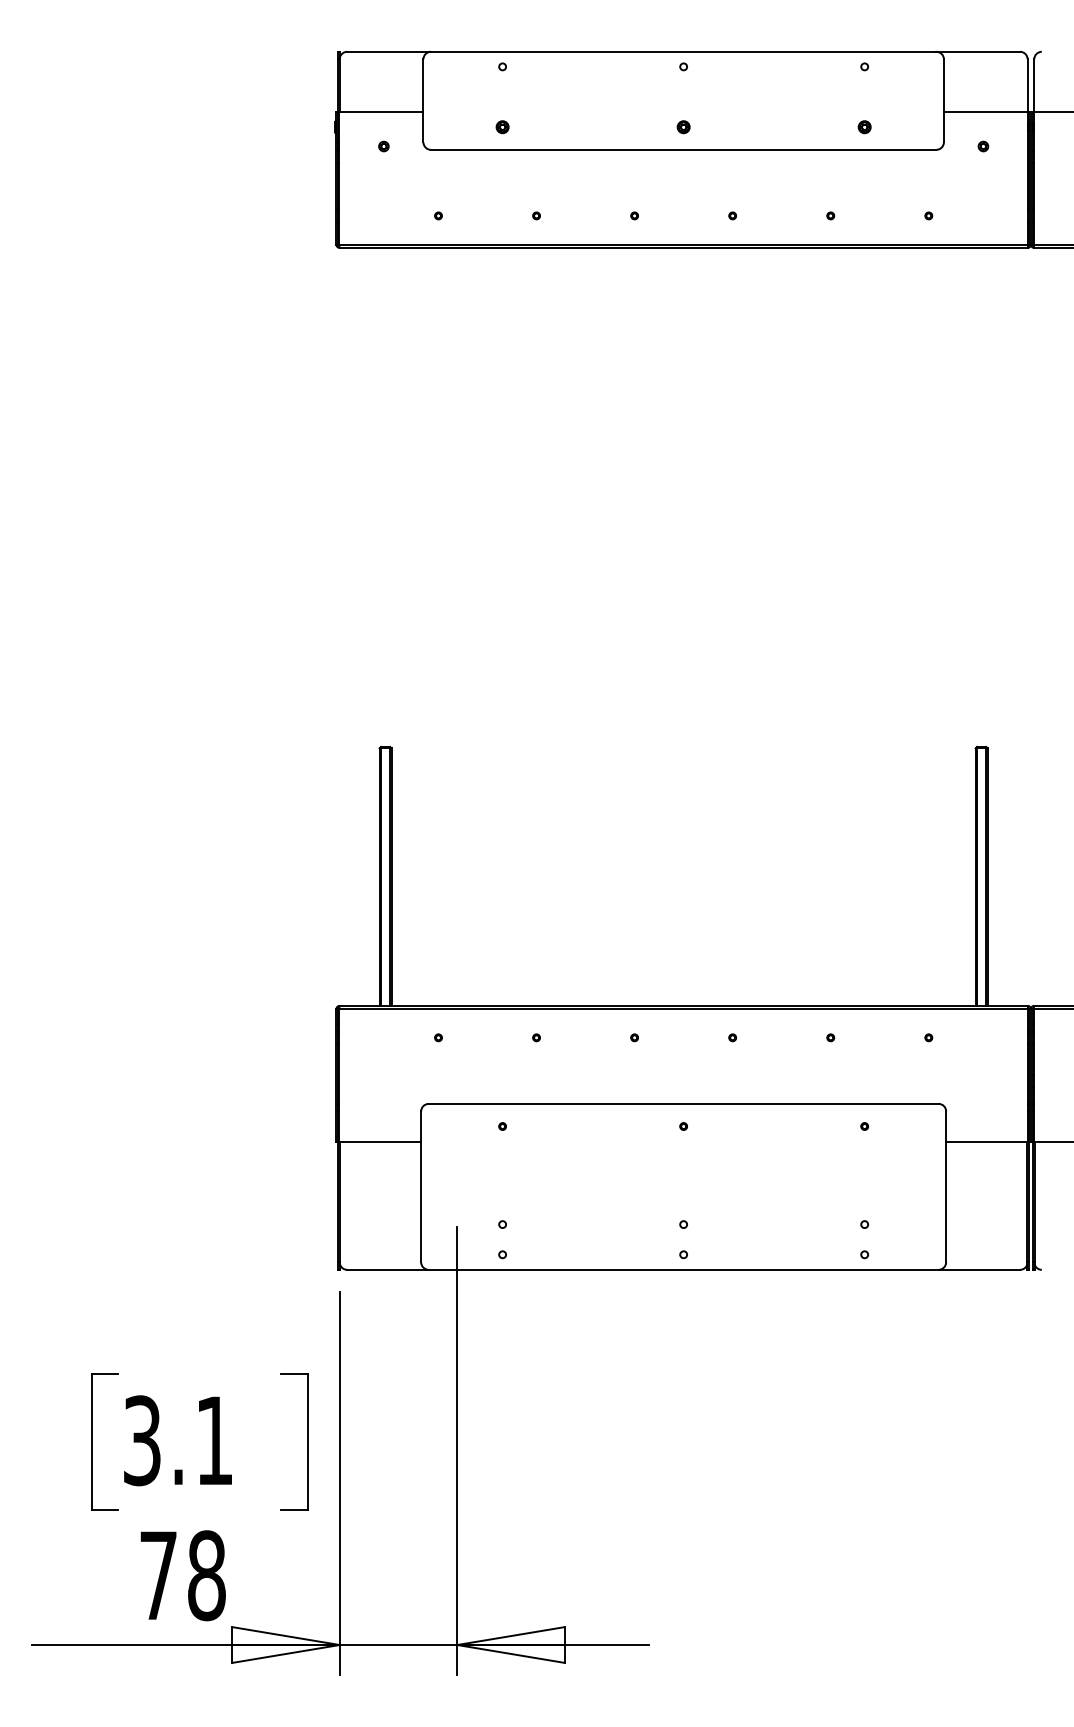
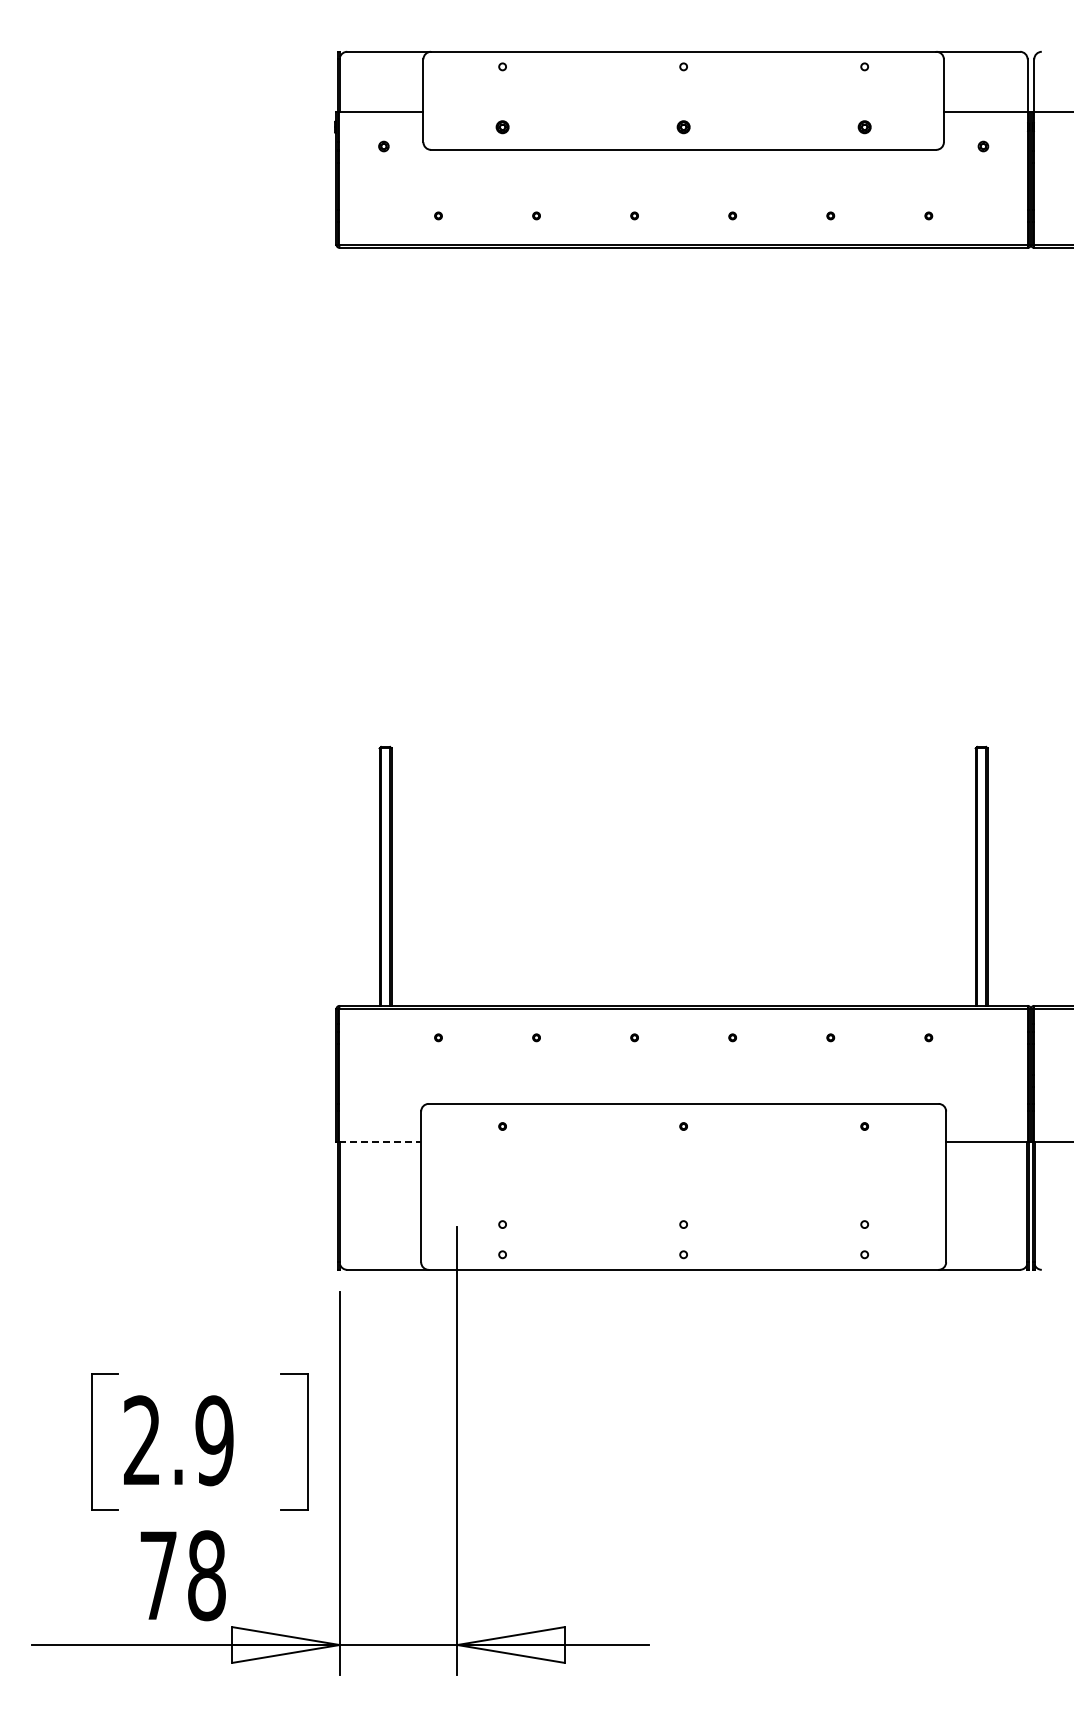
line: solid -> dashed (380, 1141)
text: 3.1 -> 2.9 (178, 1440)
